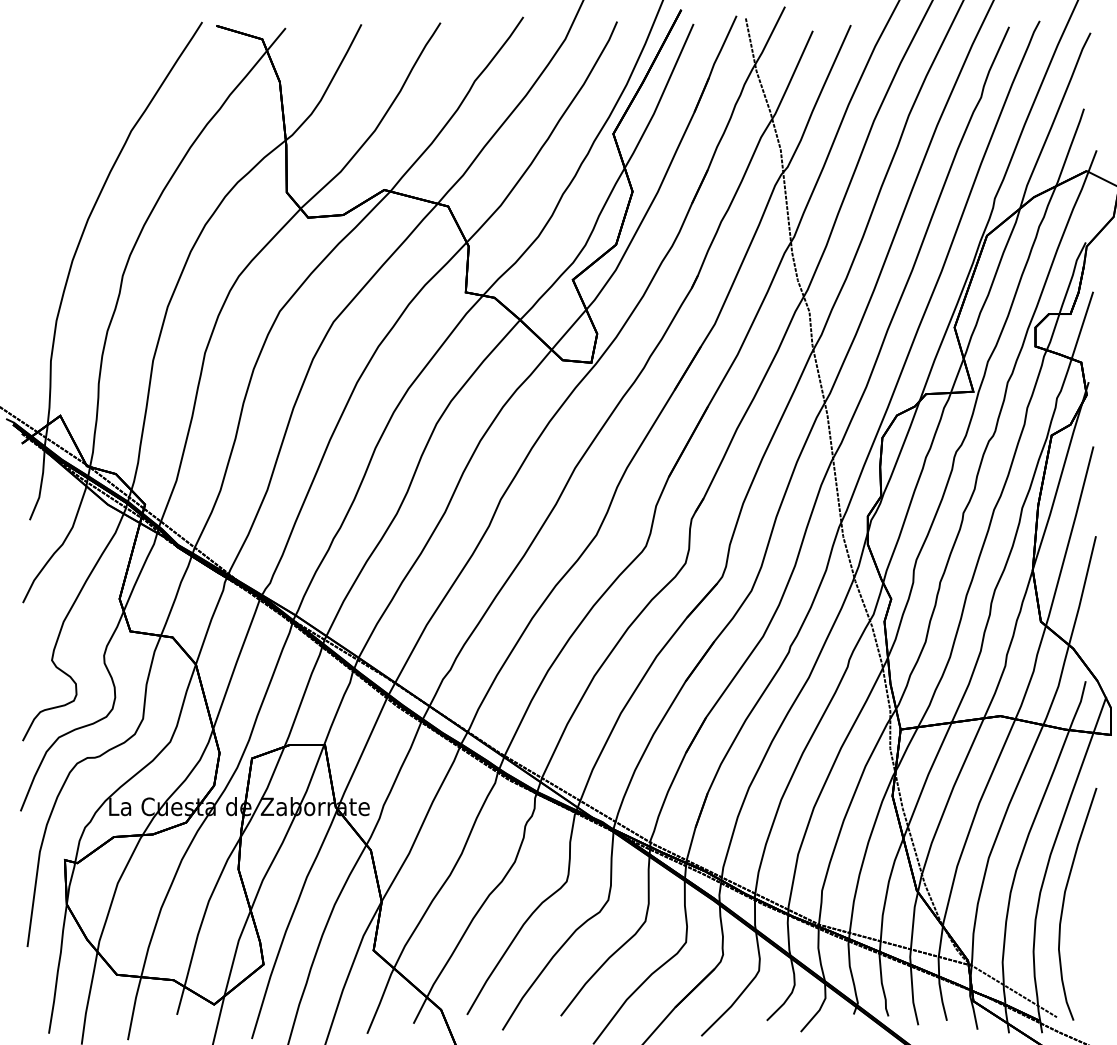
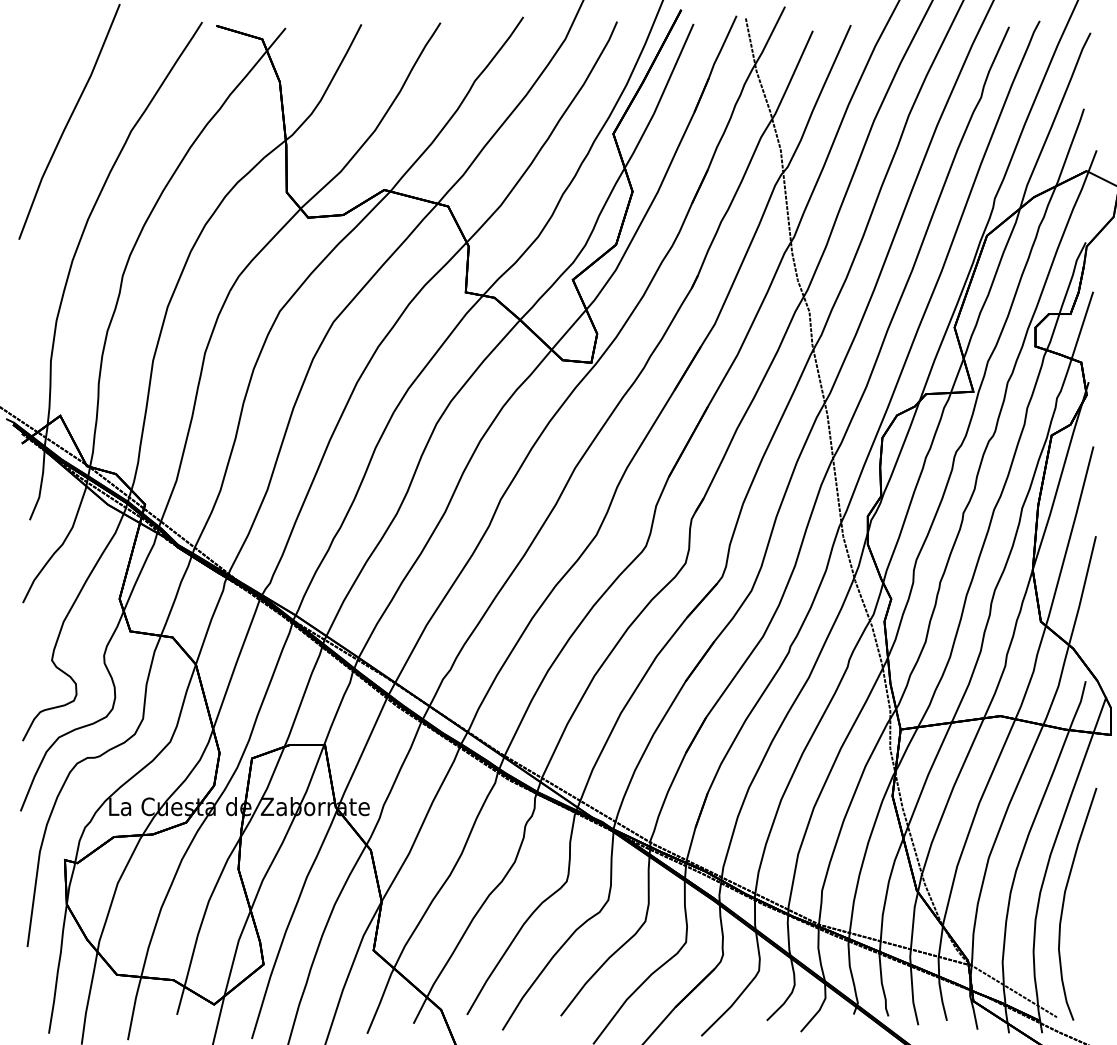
line: none -> present (69, 121)
